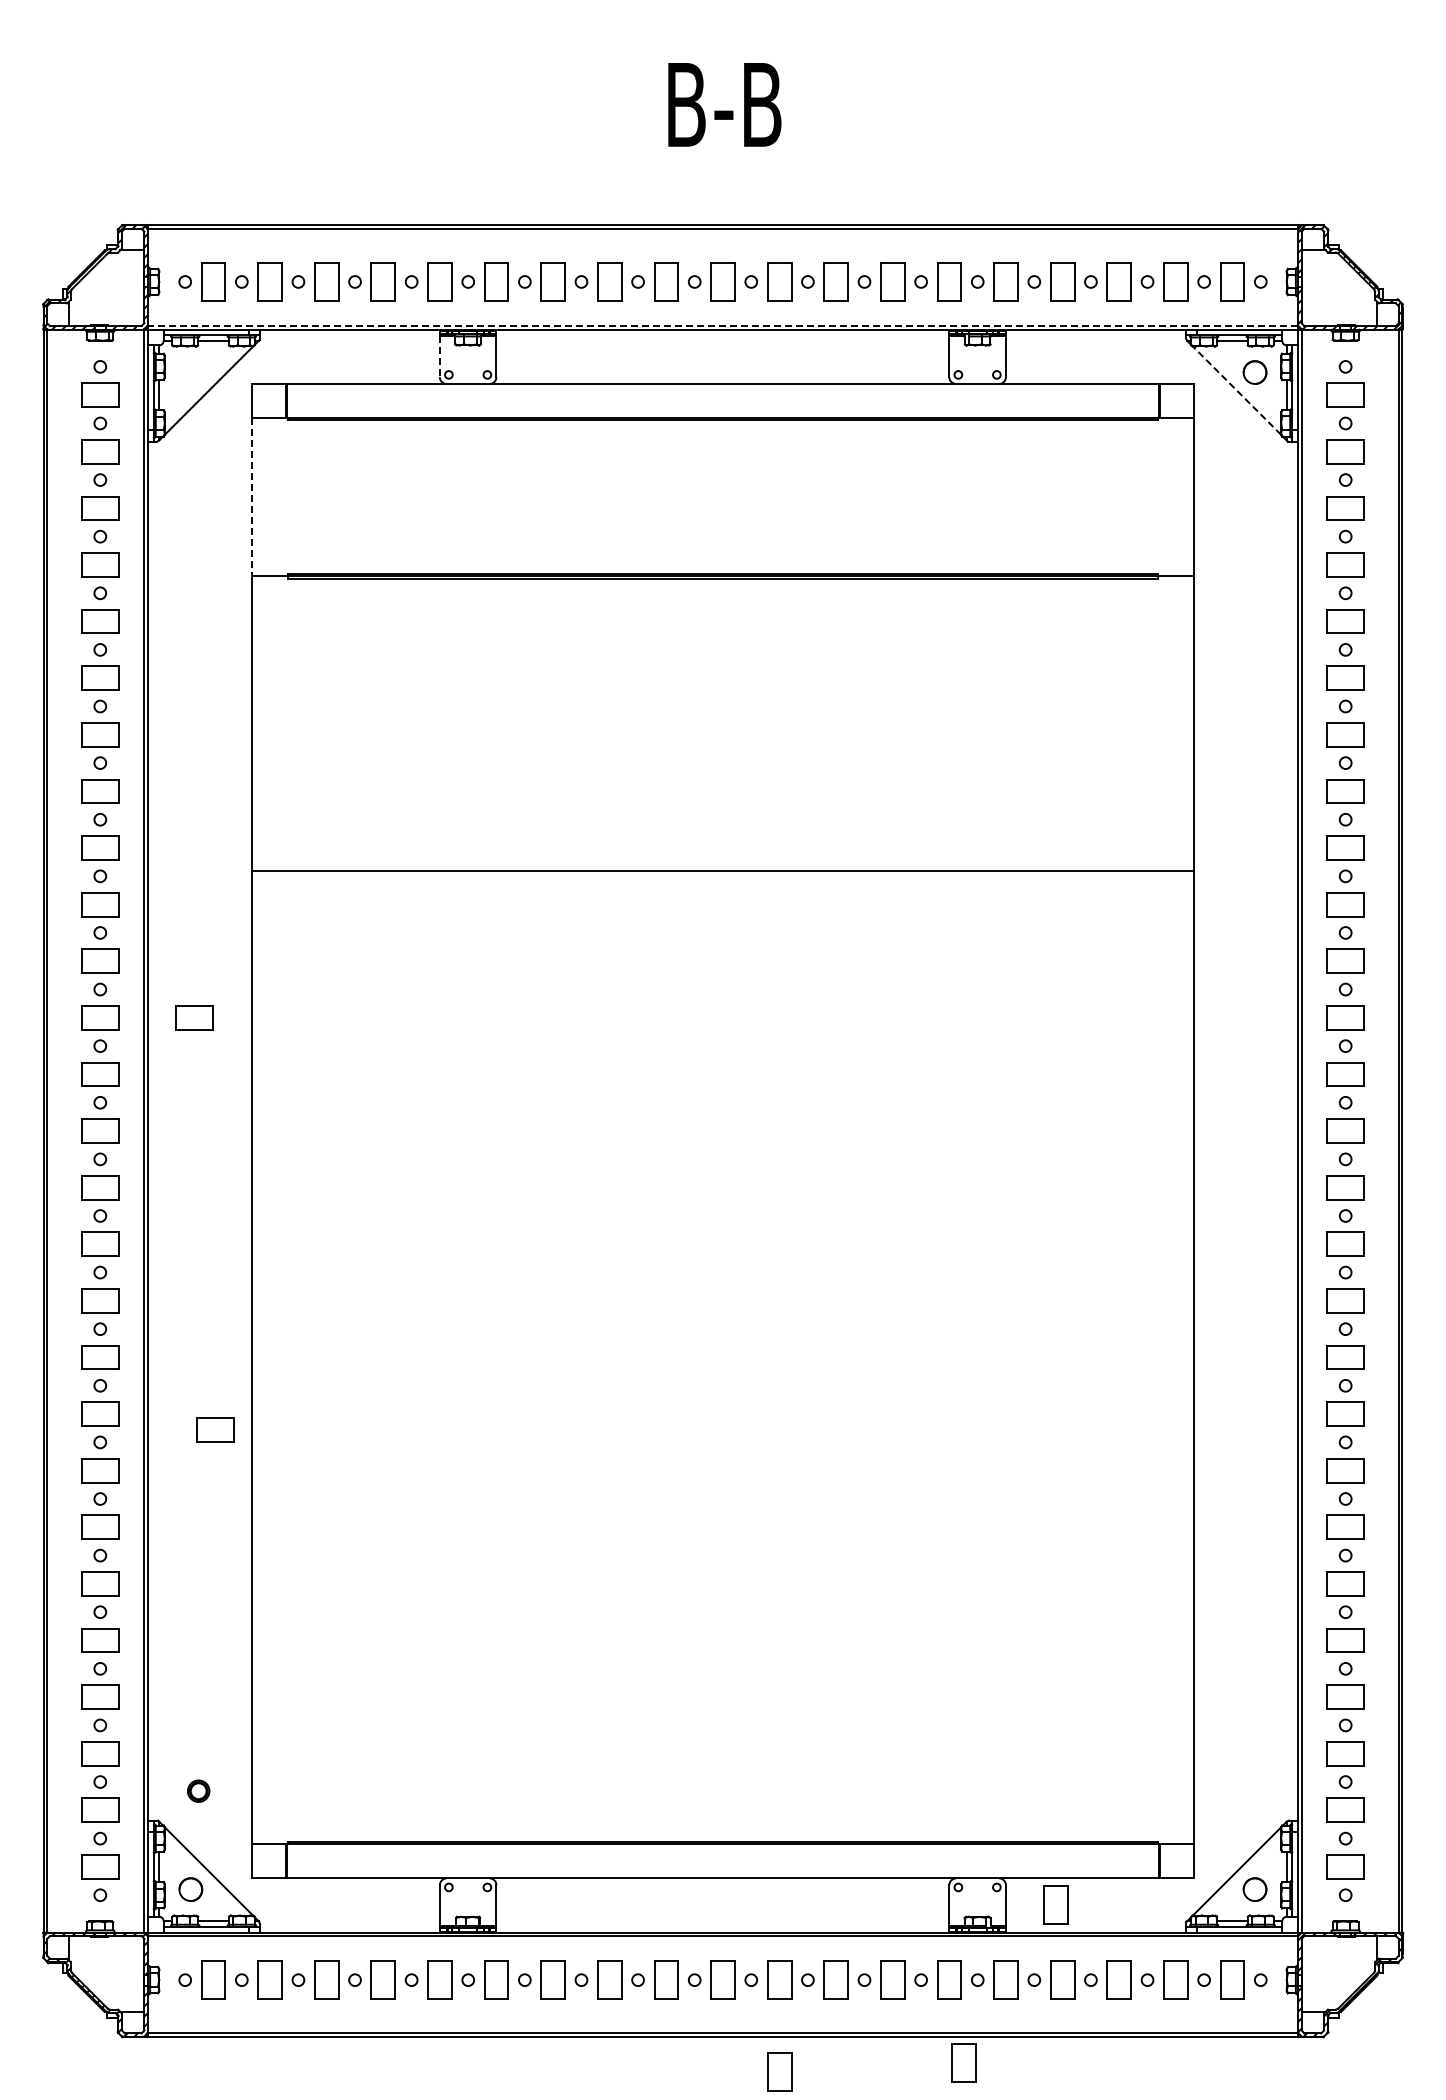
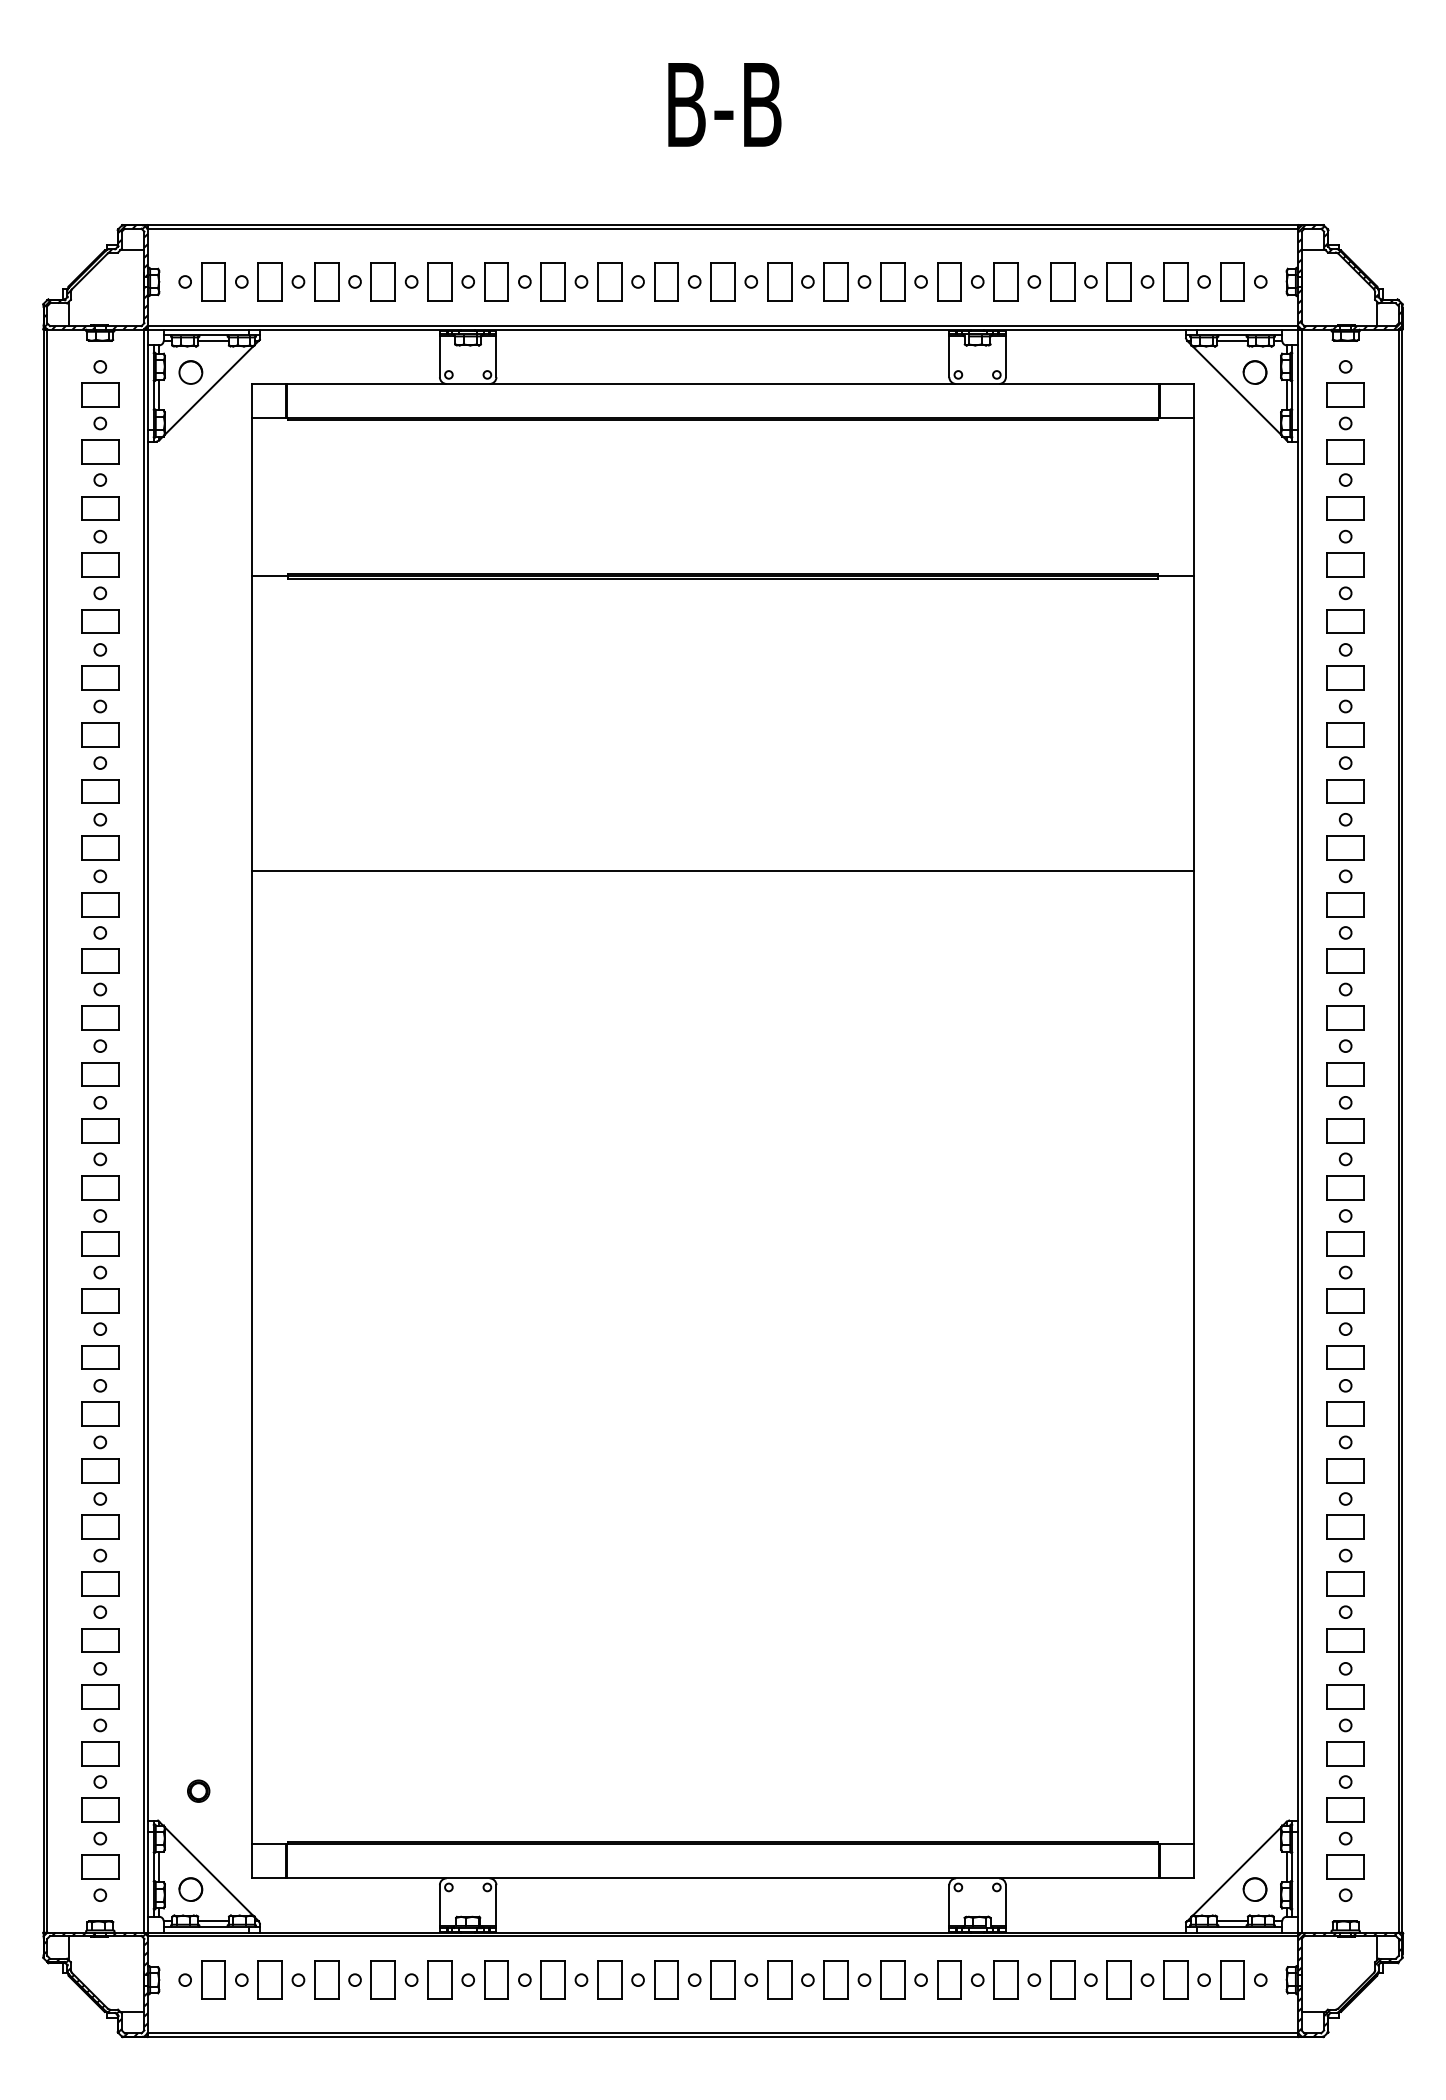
line: dashed -> solid (722, 325)
line: dashed -> solid (439, 356)
part: none -> present (190, 372)
line: dashed -> solid (1236, 390)
line: dashed -> solid (251, 497)
part: present -> none (194, 1017)
part: present -> none (215, 1429)
part: present -> none (1055, 1904)
part: present -> none (963, 2062)
part: present -> none (779, 2071)
